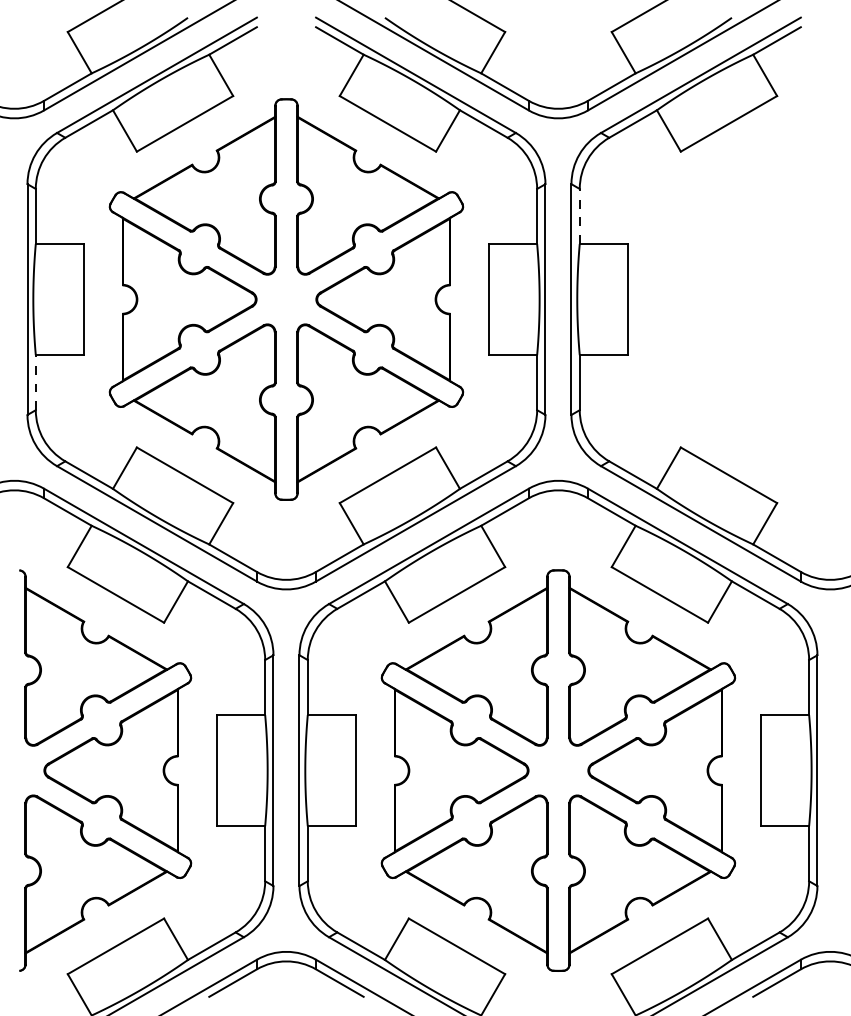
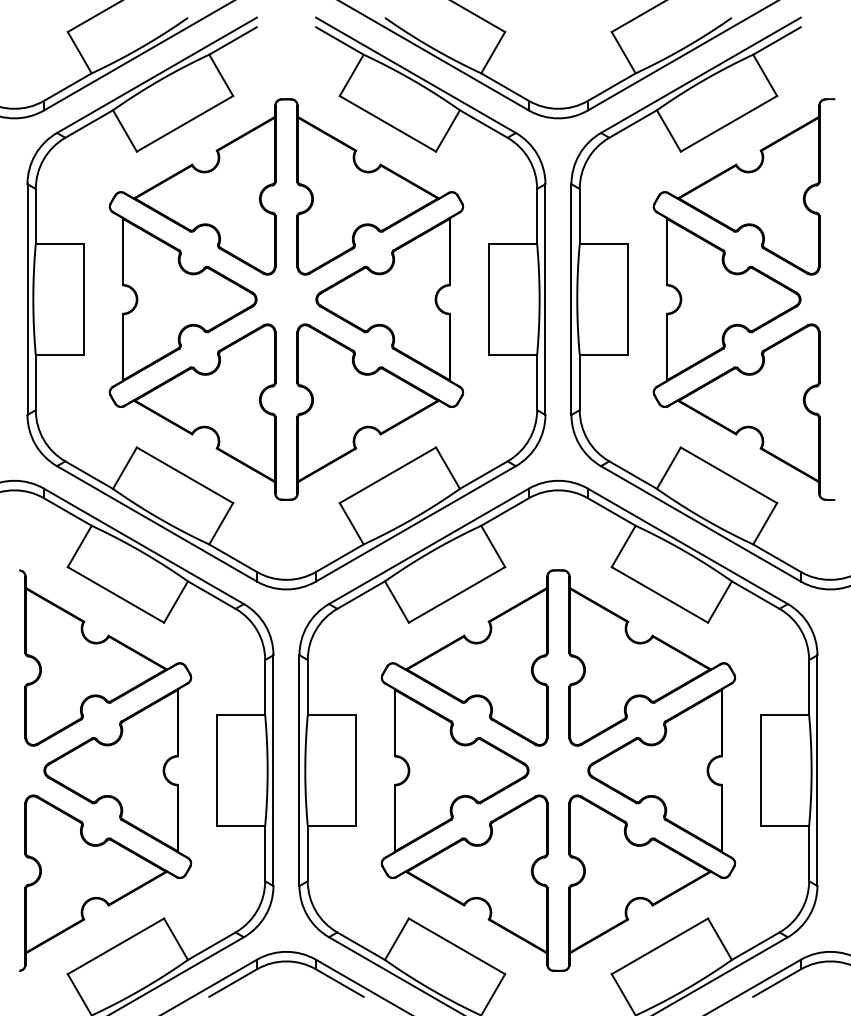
line: dashed -> solid (579, 216)
part: none -> present (743, 299)
line: dashed -> solid (35, 382)
